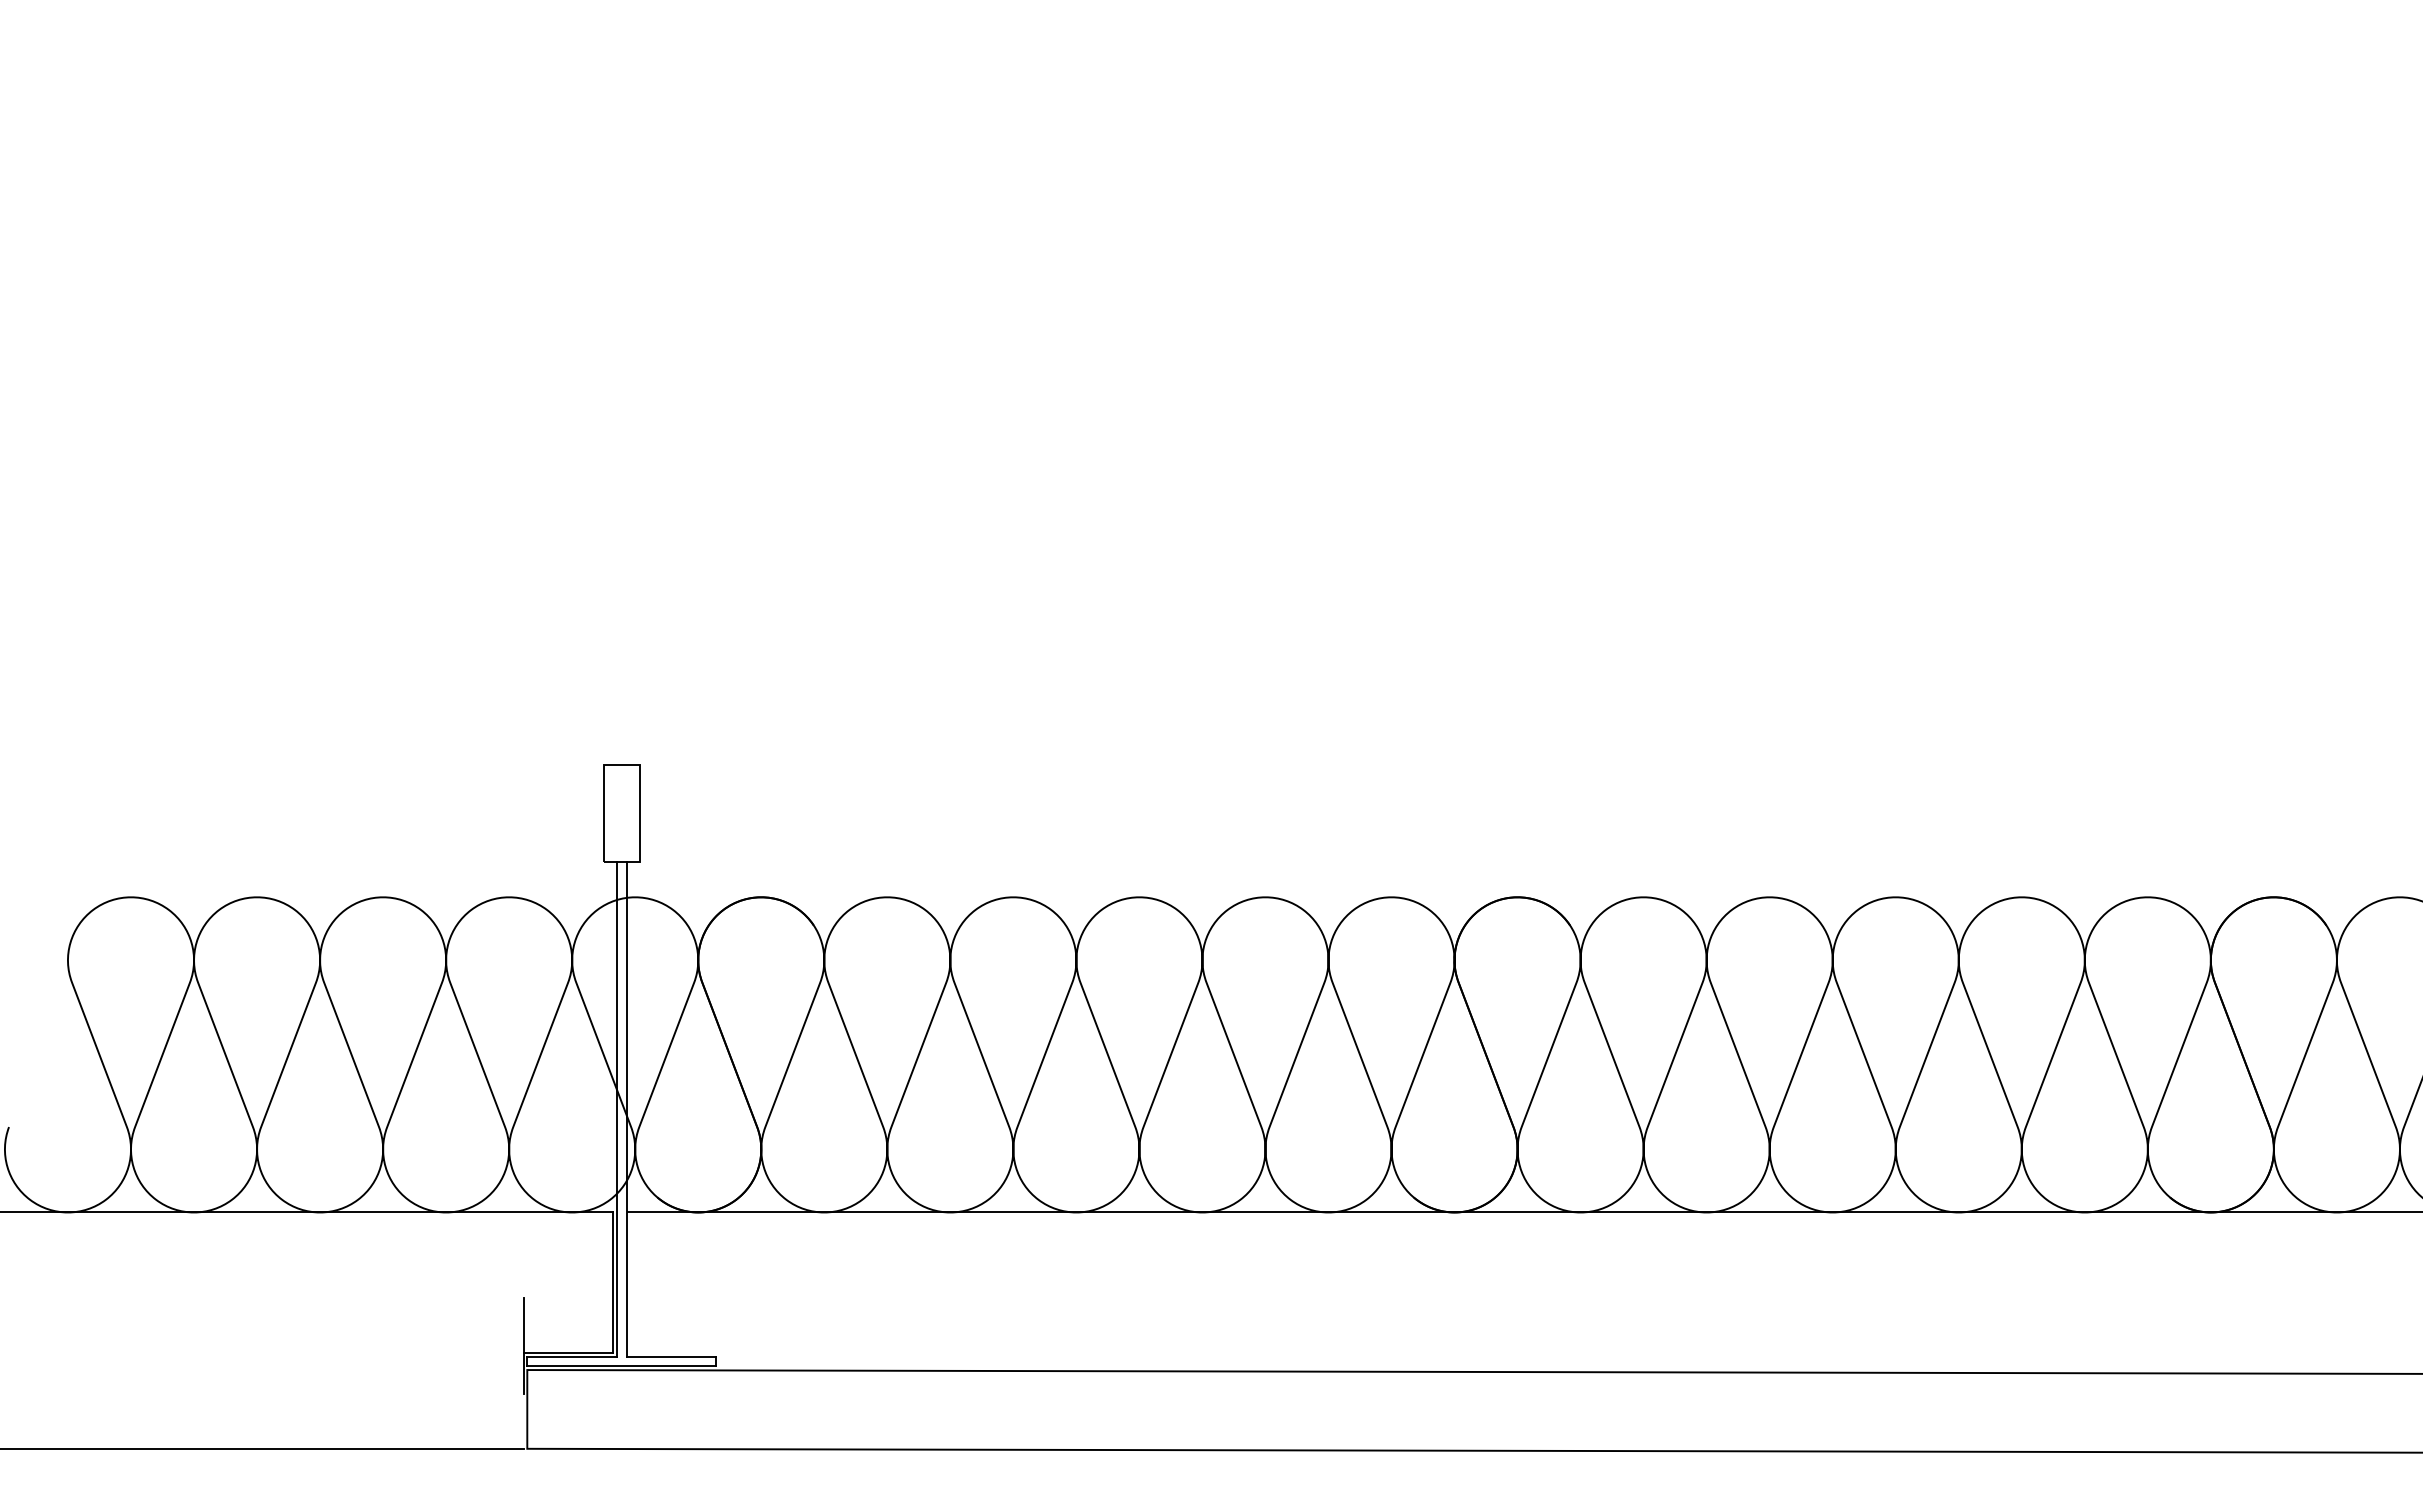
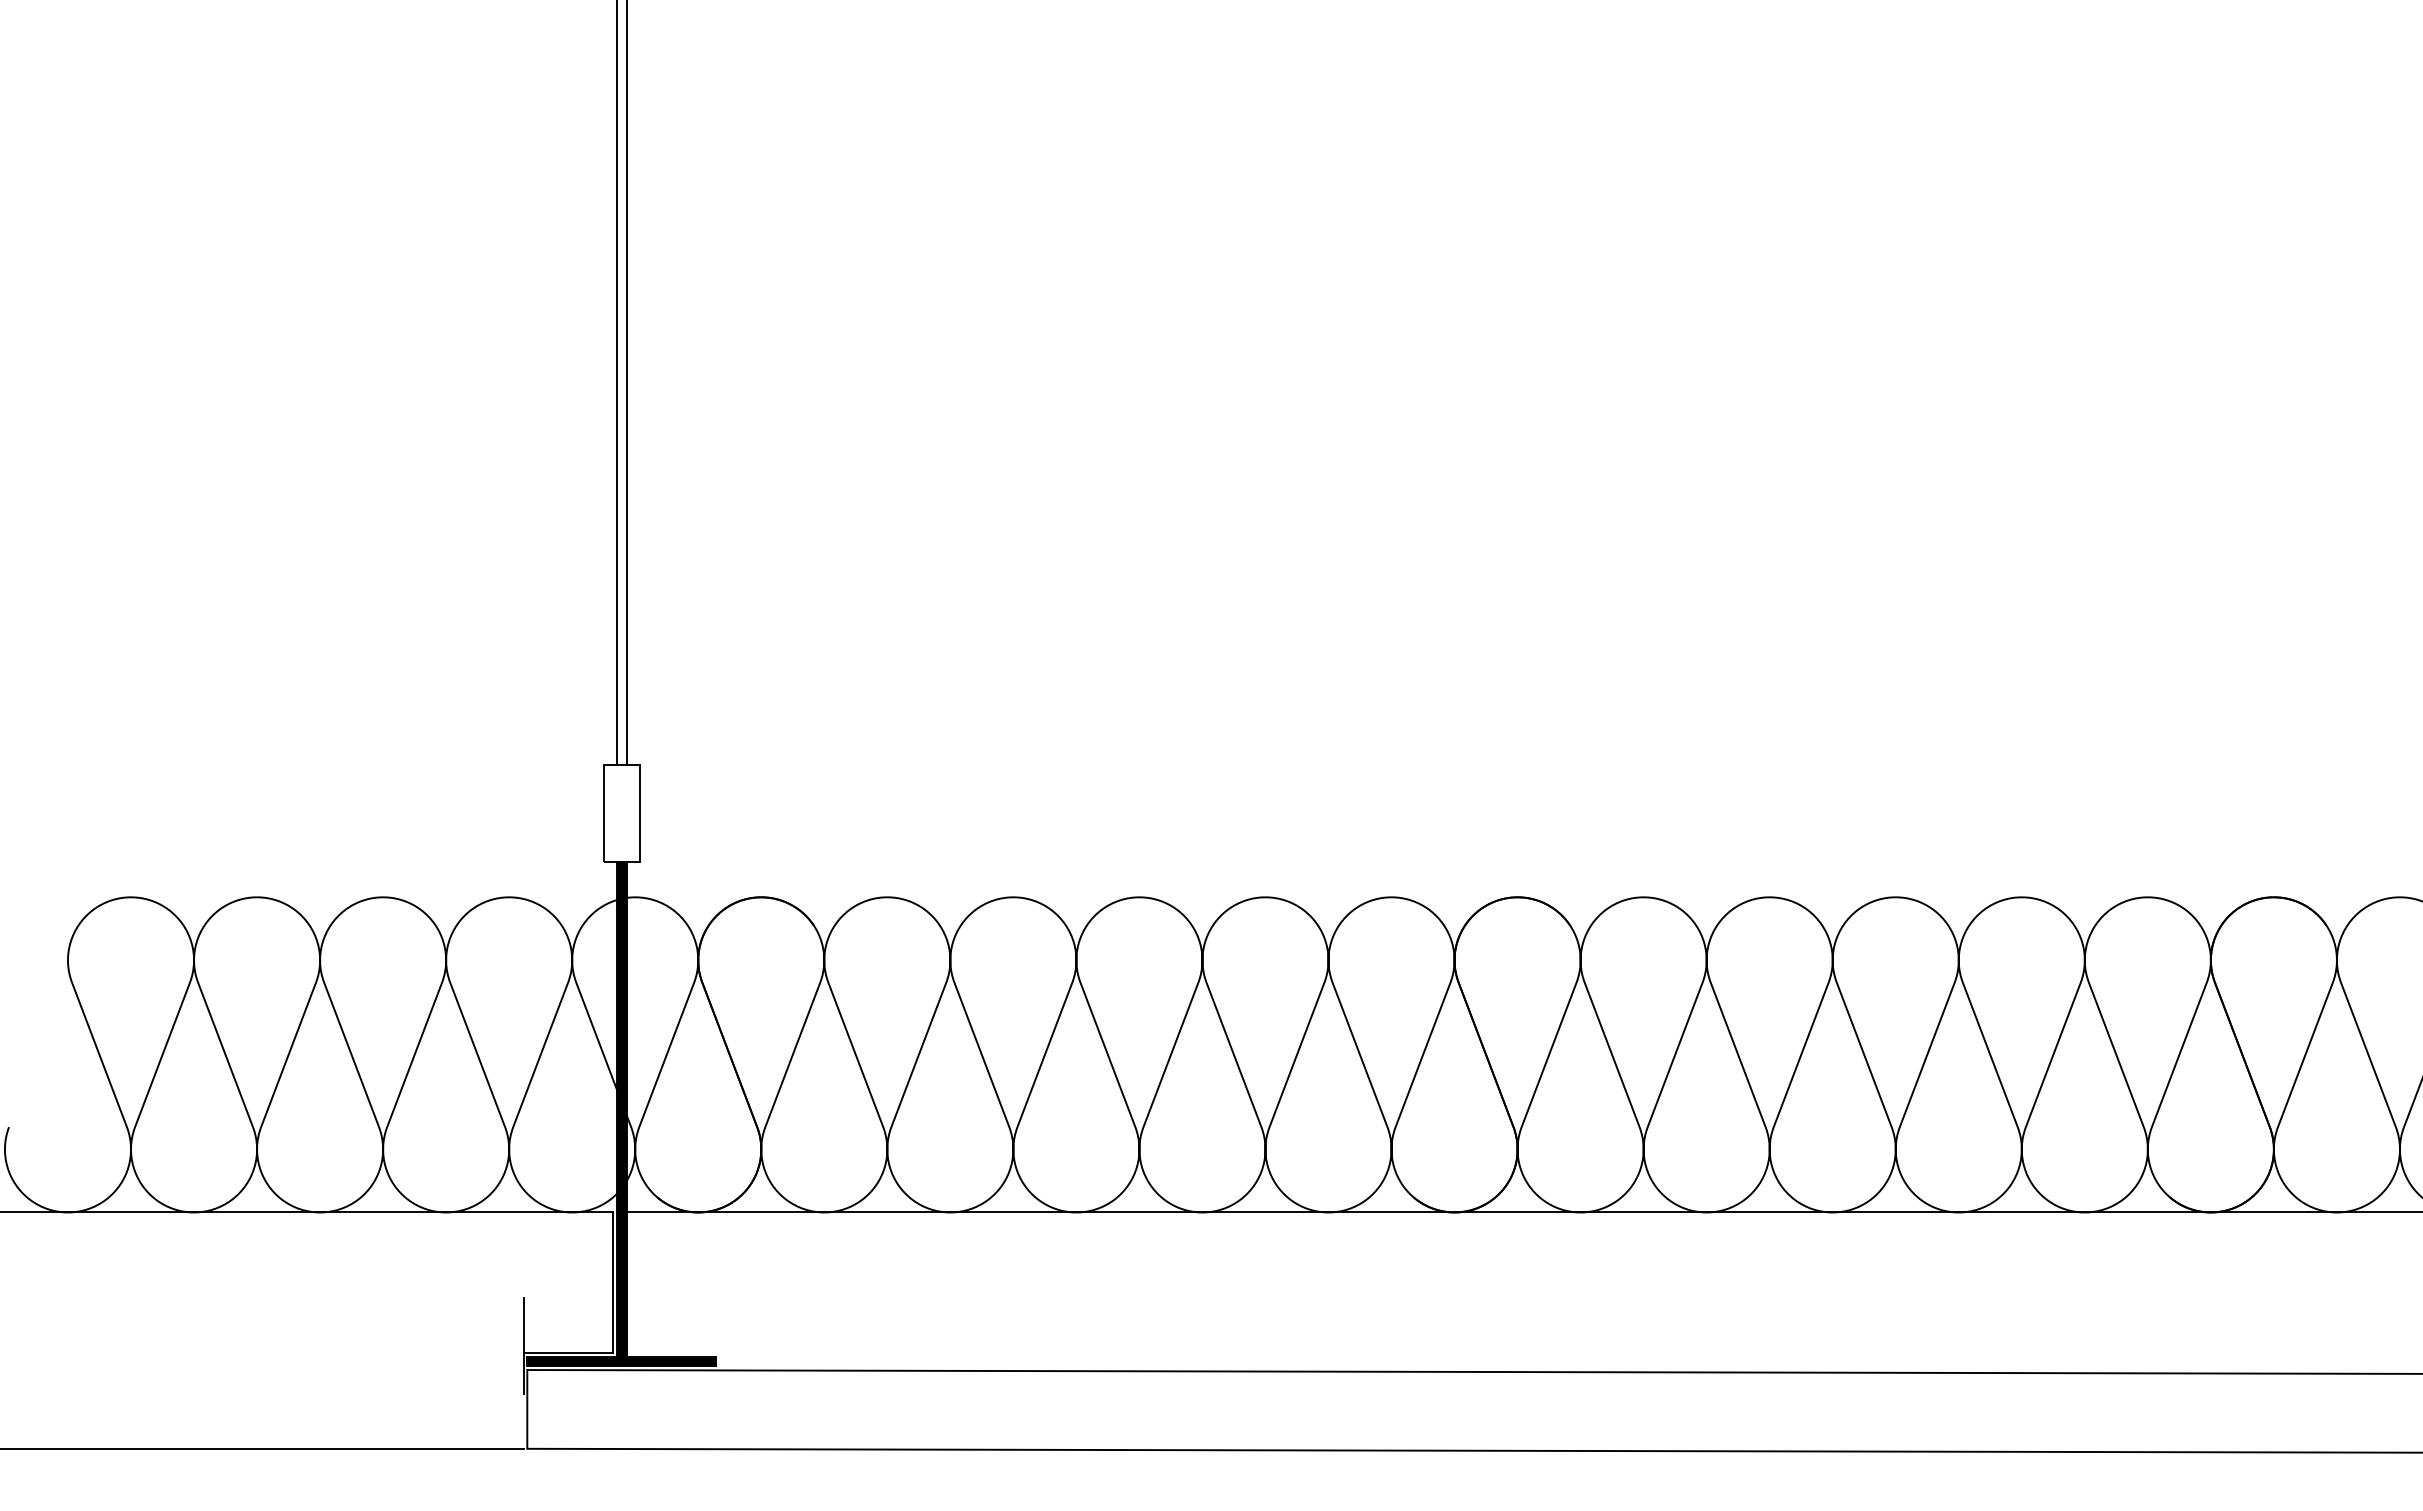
line: none -> present (617, 383)
line: none -> present (626, 383)
fill: none -> present (621, 1113)
